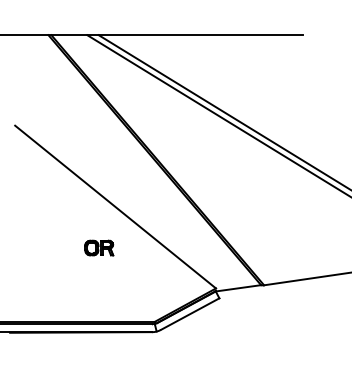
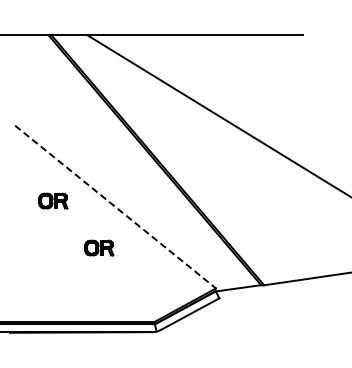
line: present -> none (223, 111)
part: none -> present (53, 200)
line: solid -> dashed (115, 207)
